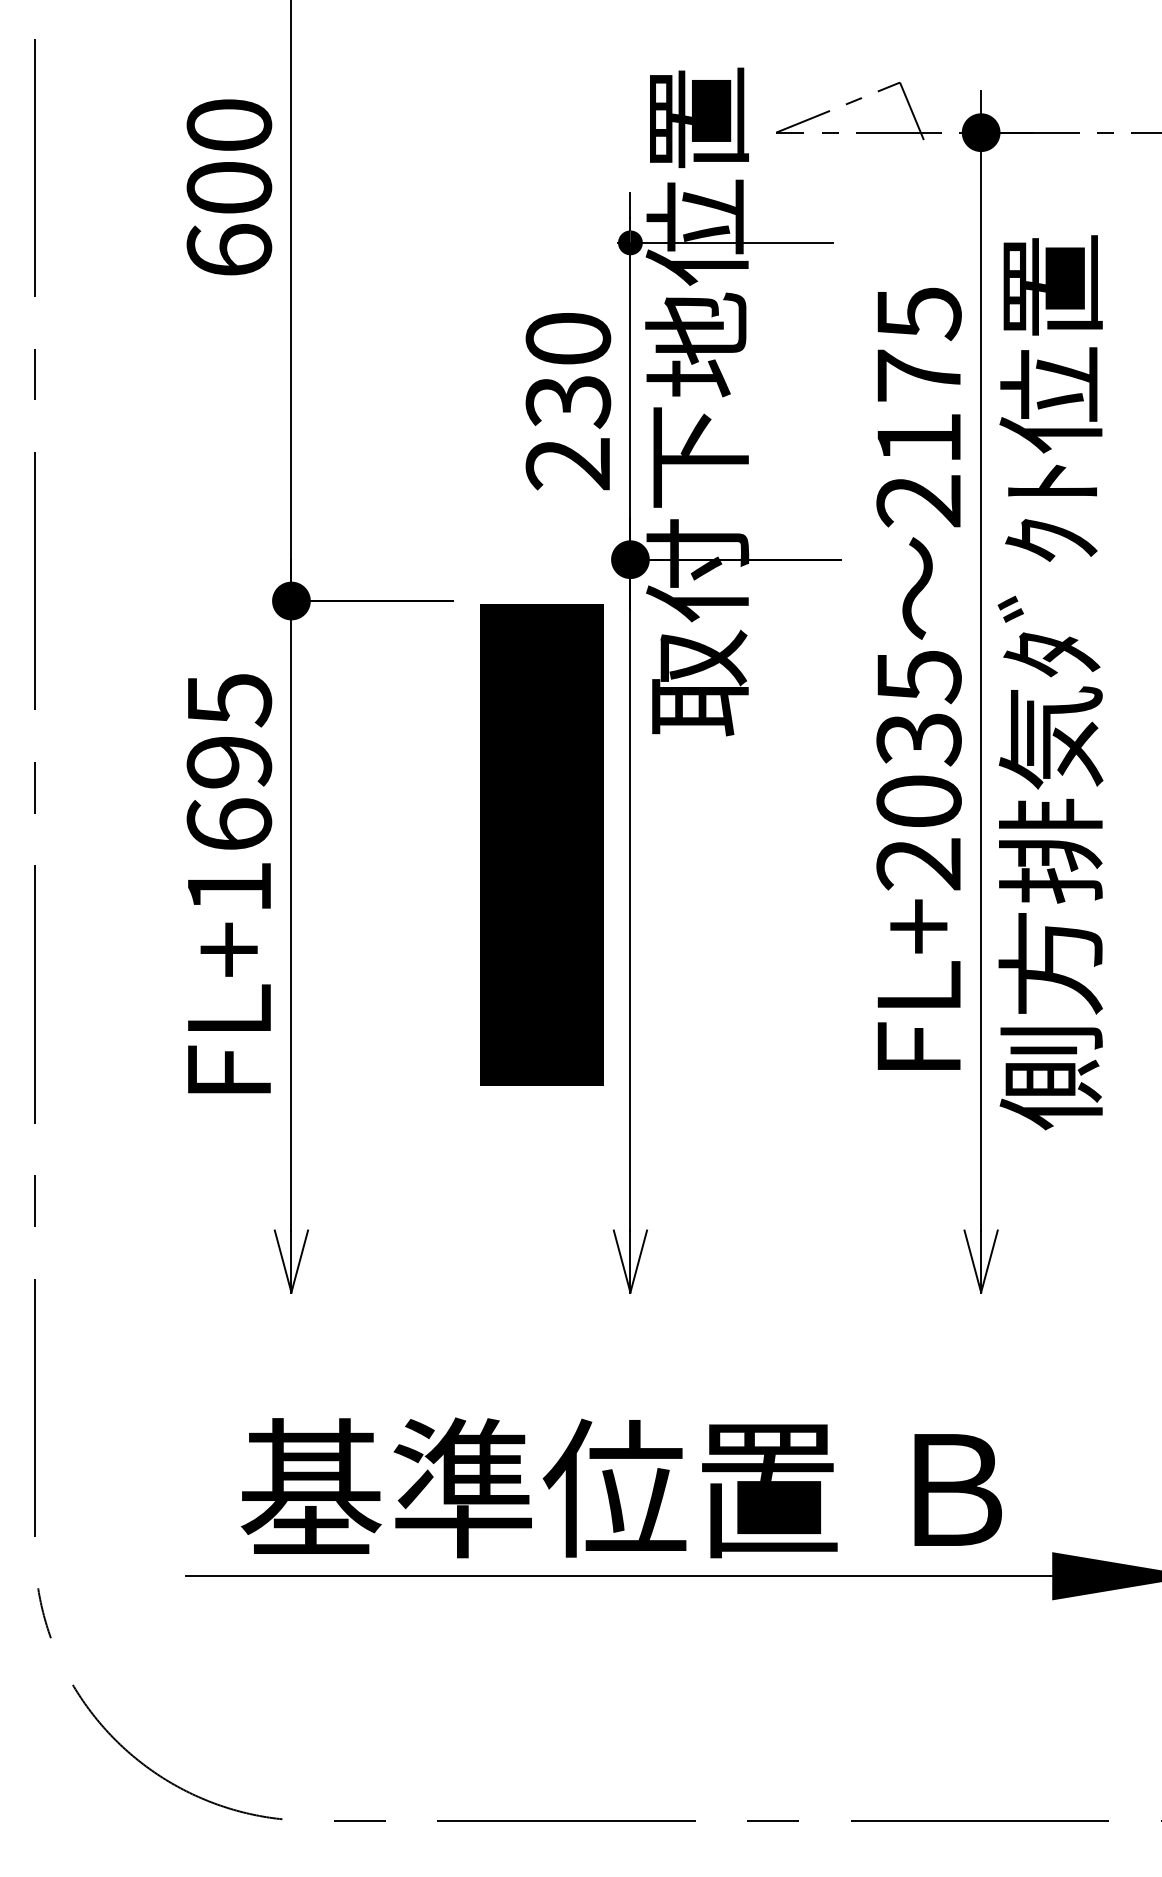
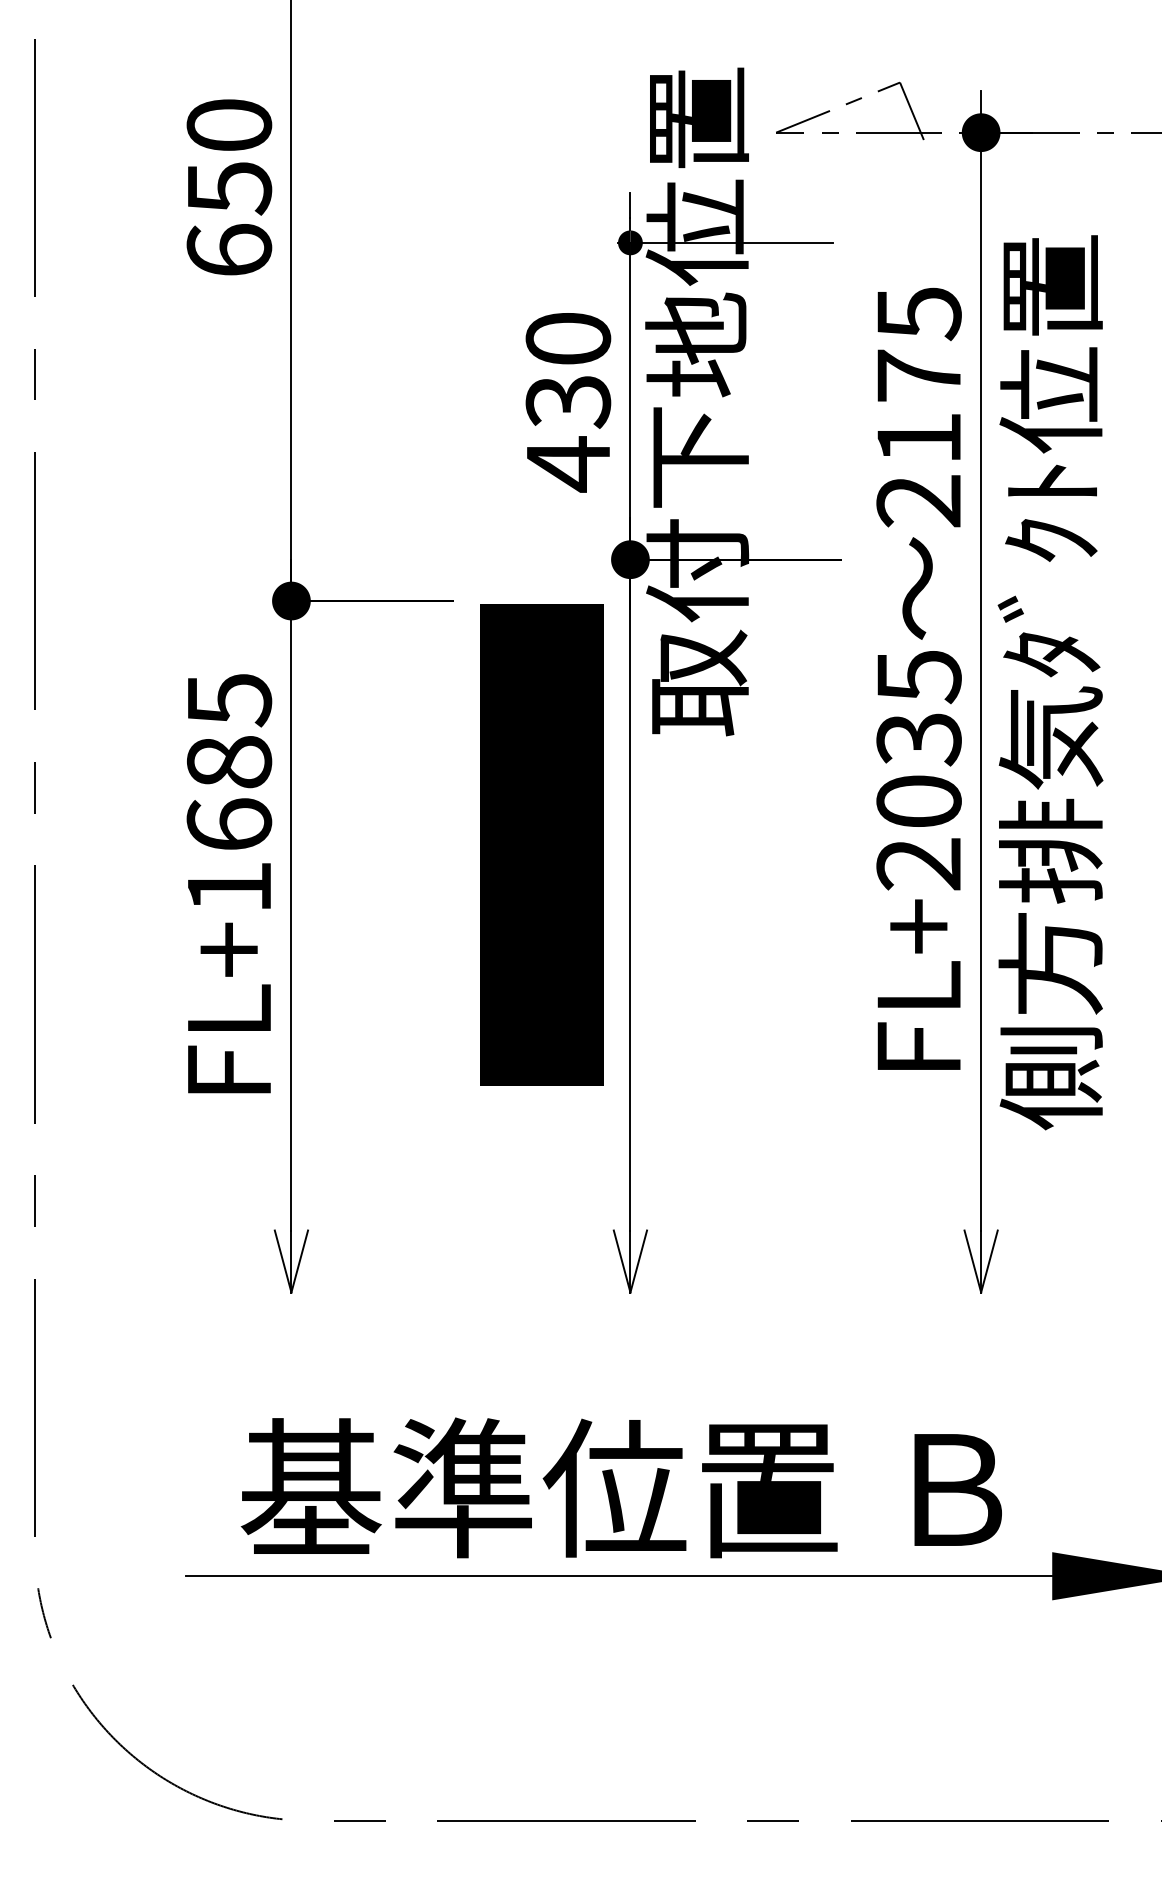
text: 600 -> 650 (229, 188)
text: 230 -> 430 (567, 464)
text: FL+1695 -> FL+1685 (229, 762)
